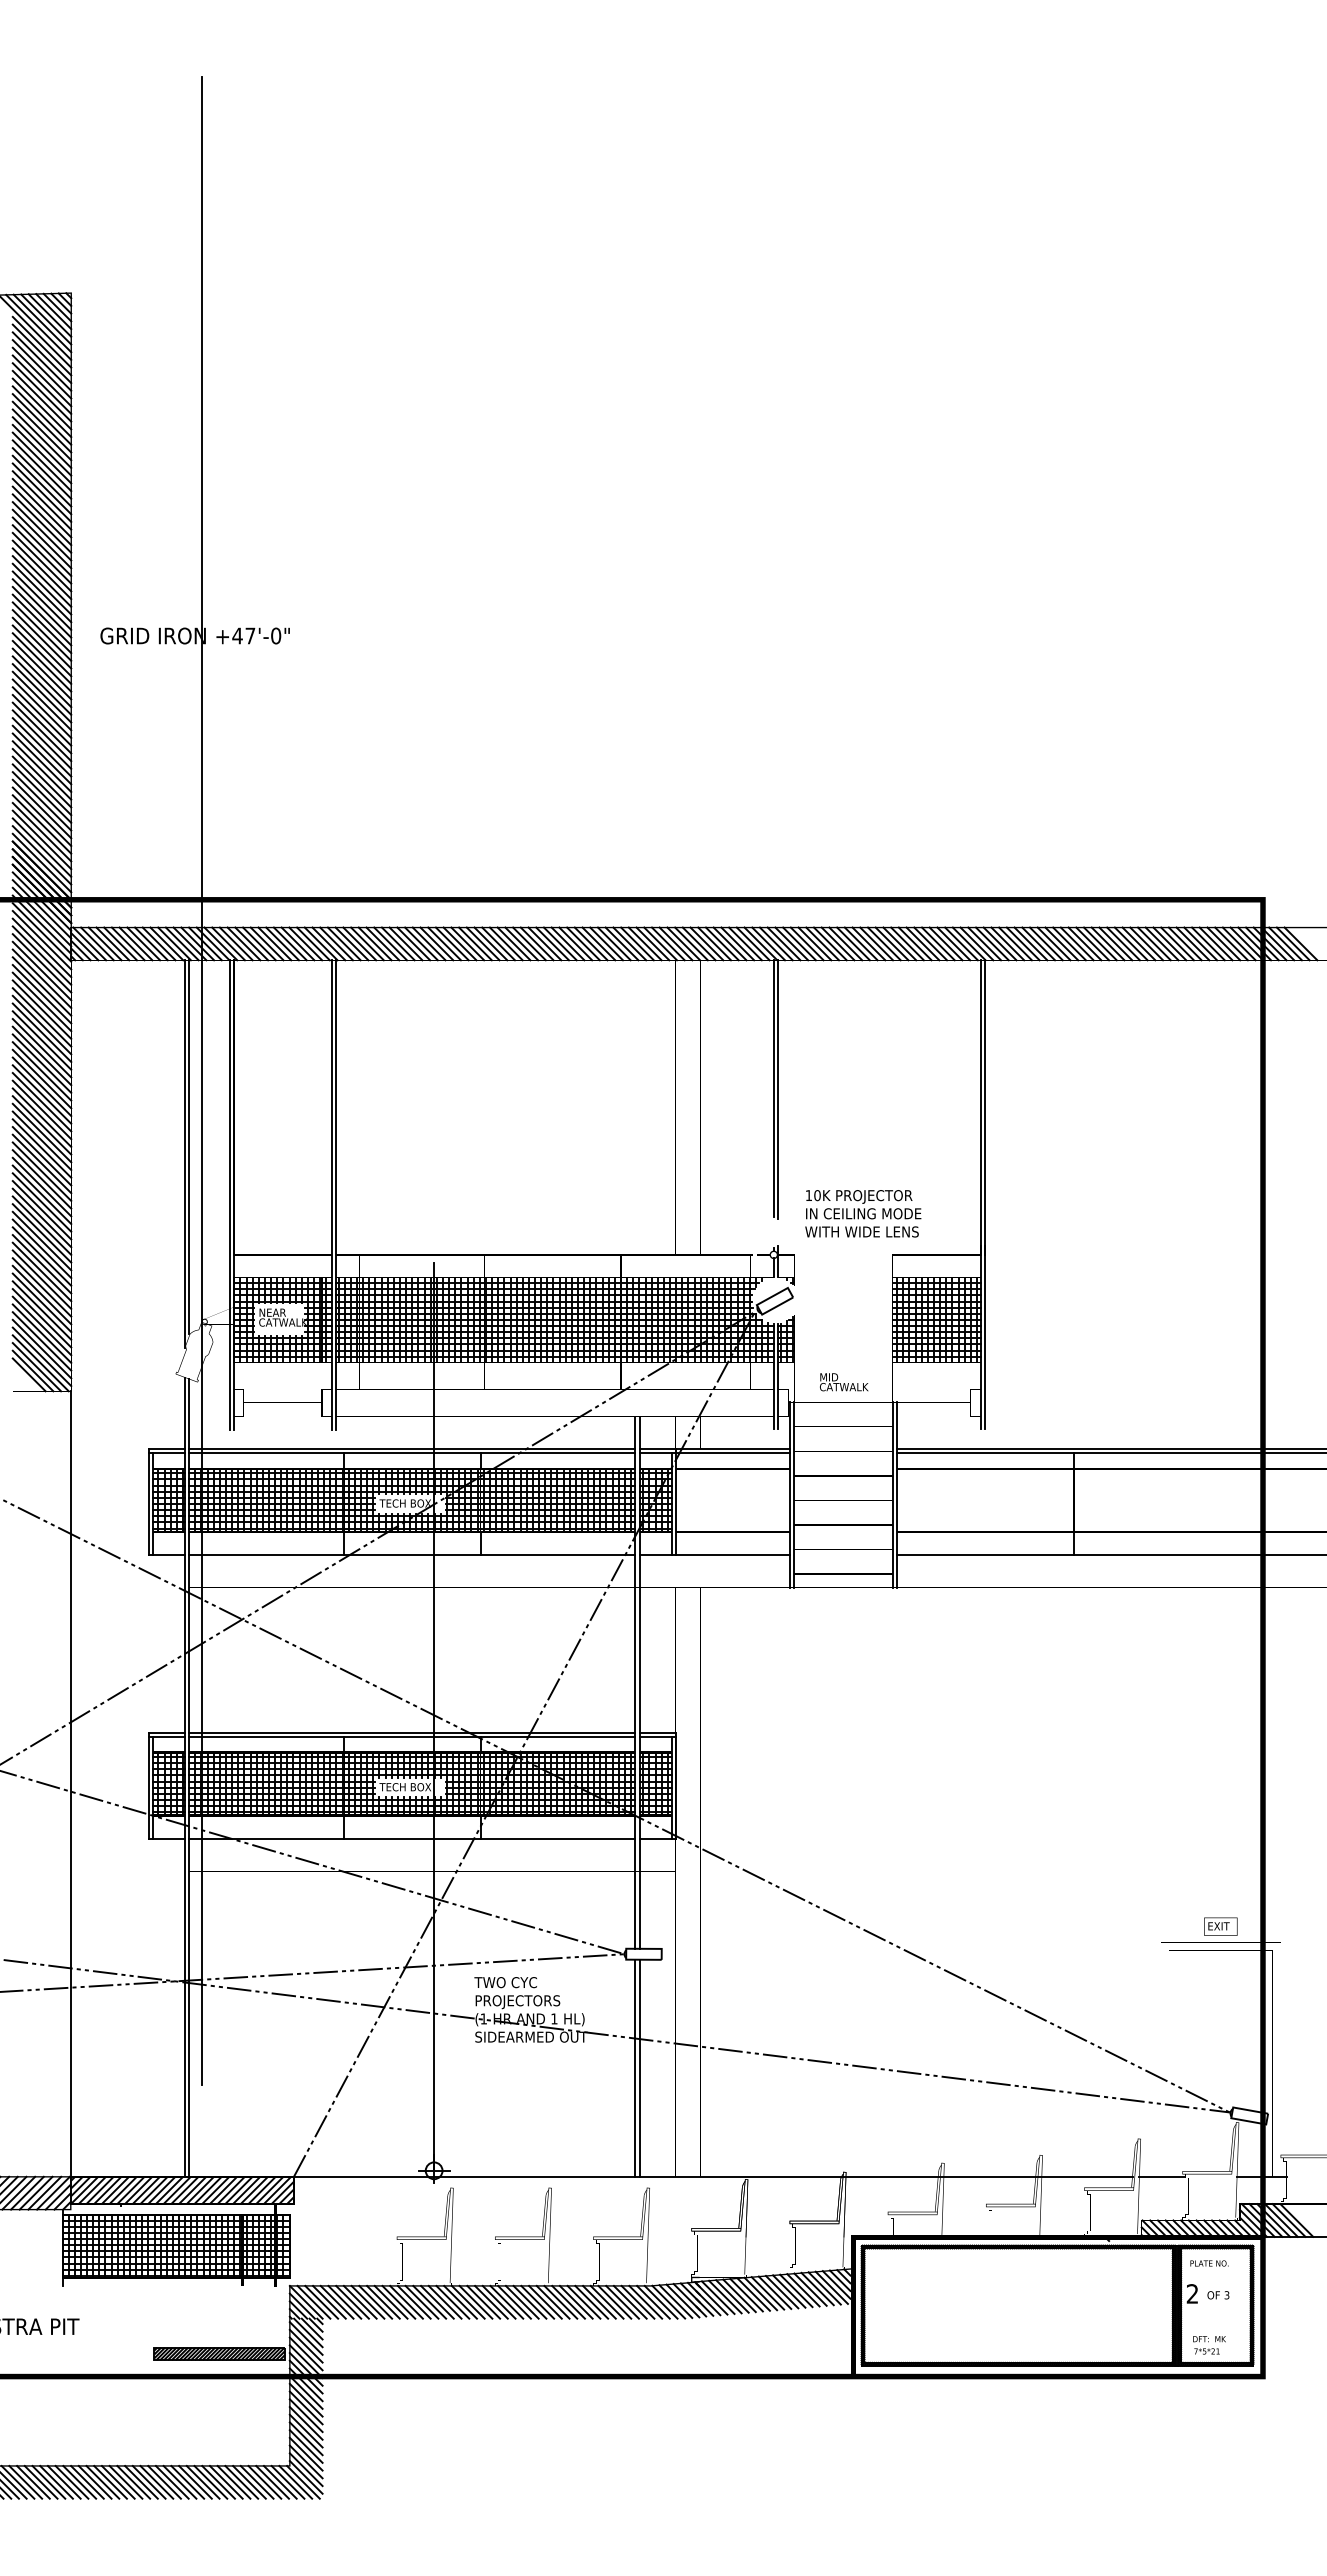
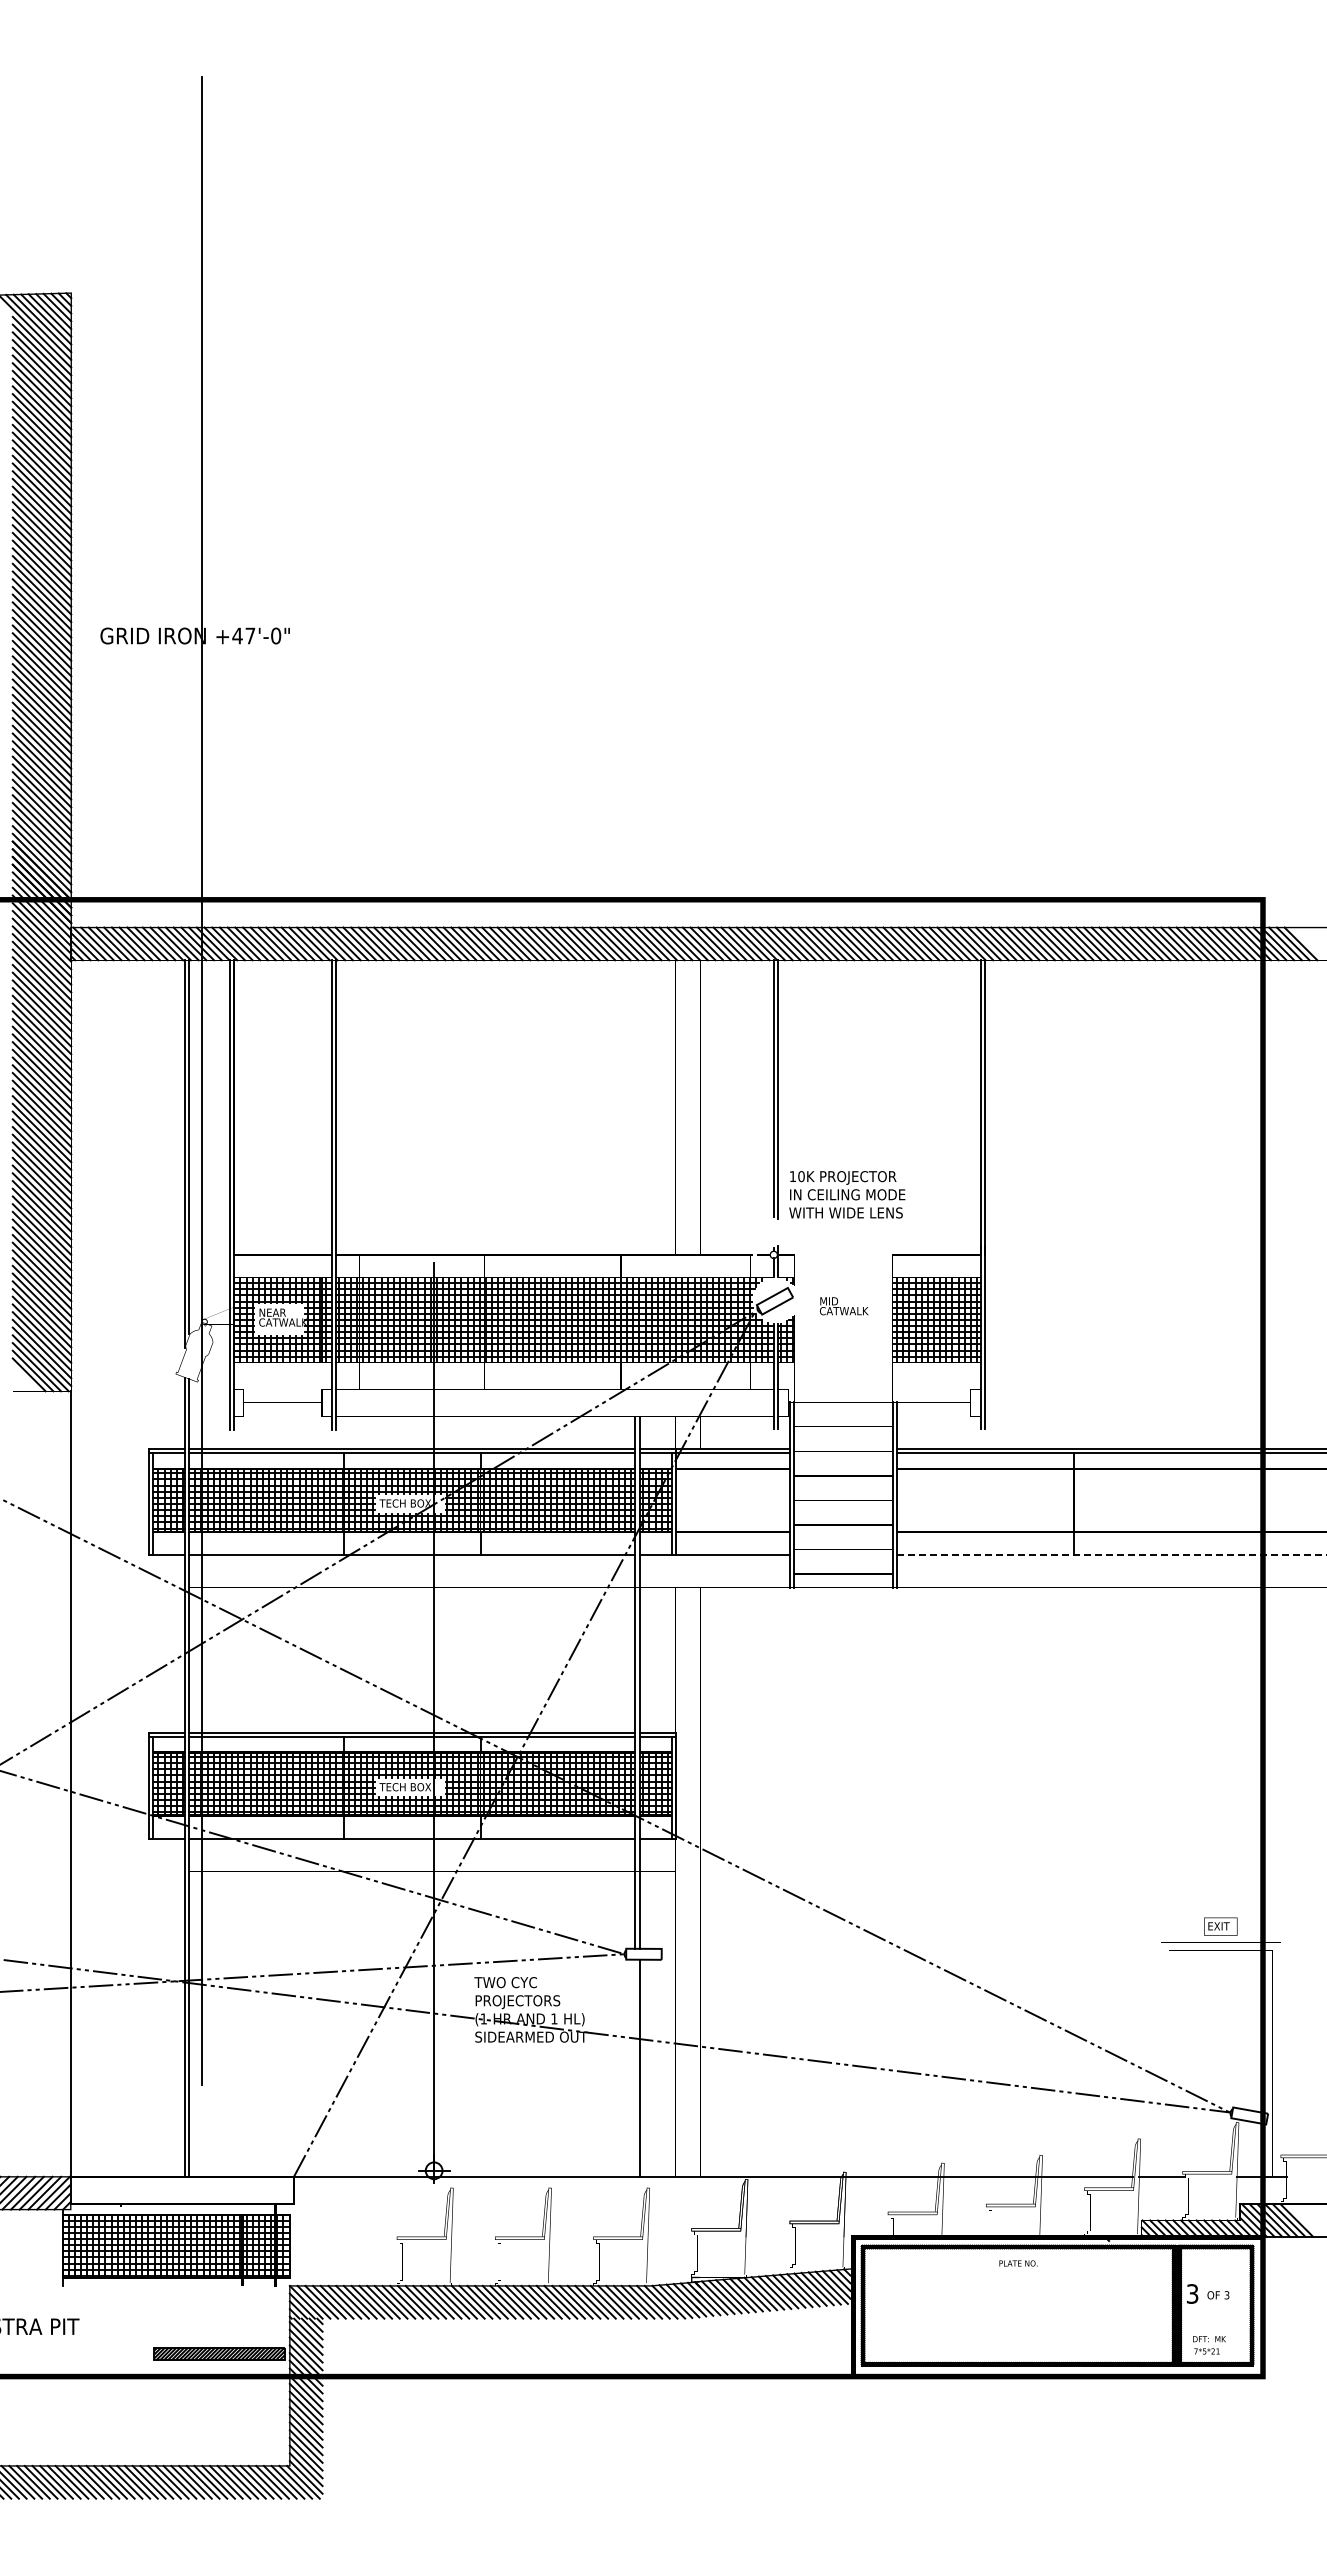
text position: (863, 1213) -> (847, 1194) (847, 1194)
text position: (844, 1382) -> (844, 1306) (844, 1306)
line: solid -> dashed (1111, 1554)
line: present -> none (635, 2067)
hatch: present -> none (181, 2190)
text position: (1209, 2263) -> (1018, 2263) (1018, 2263)
text: 2 -> 3 (1192, 2293)
